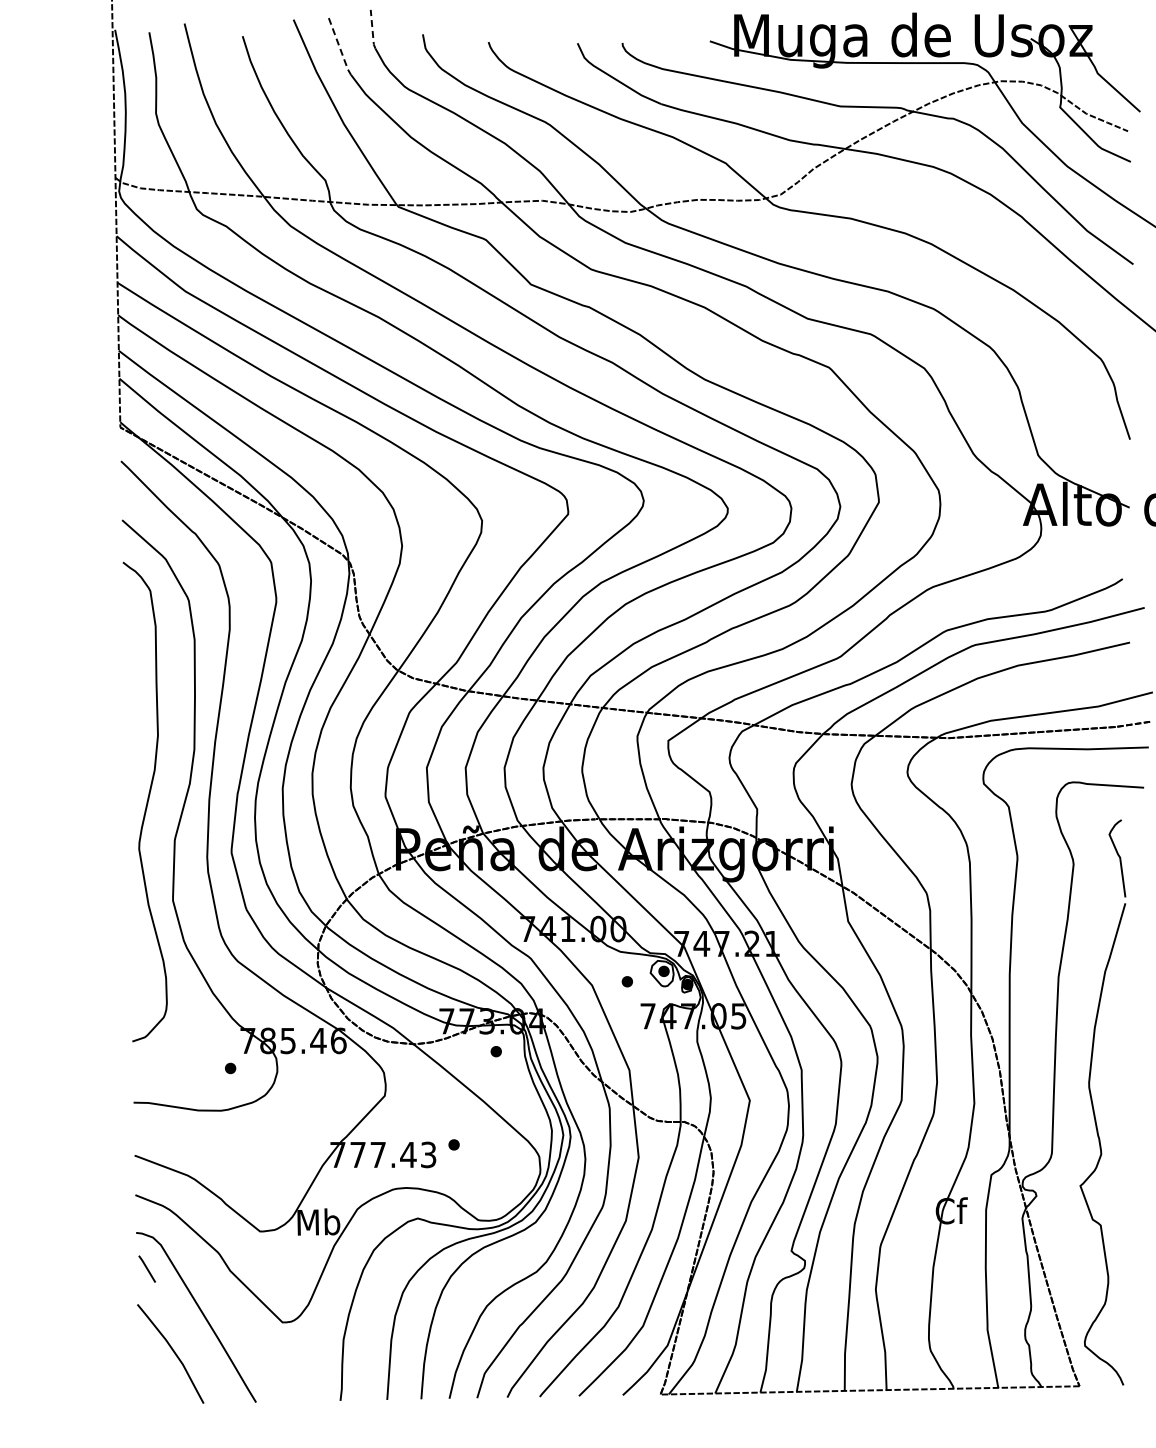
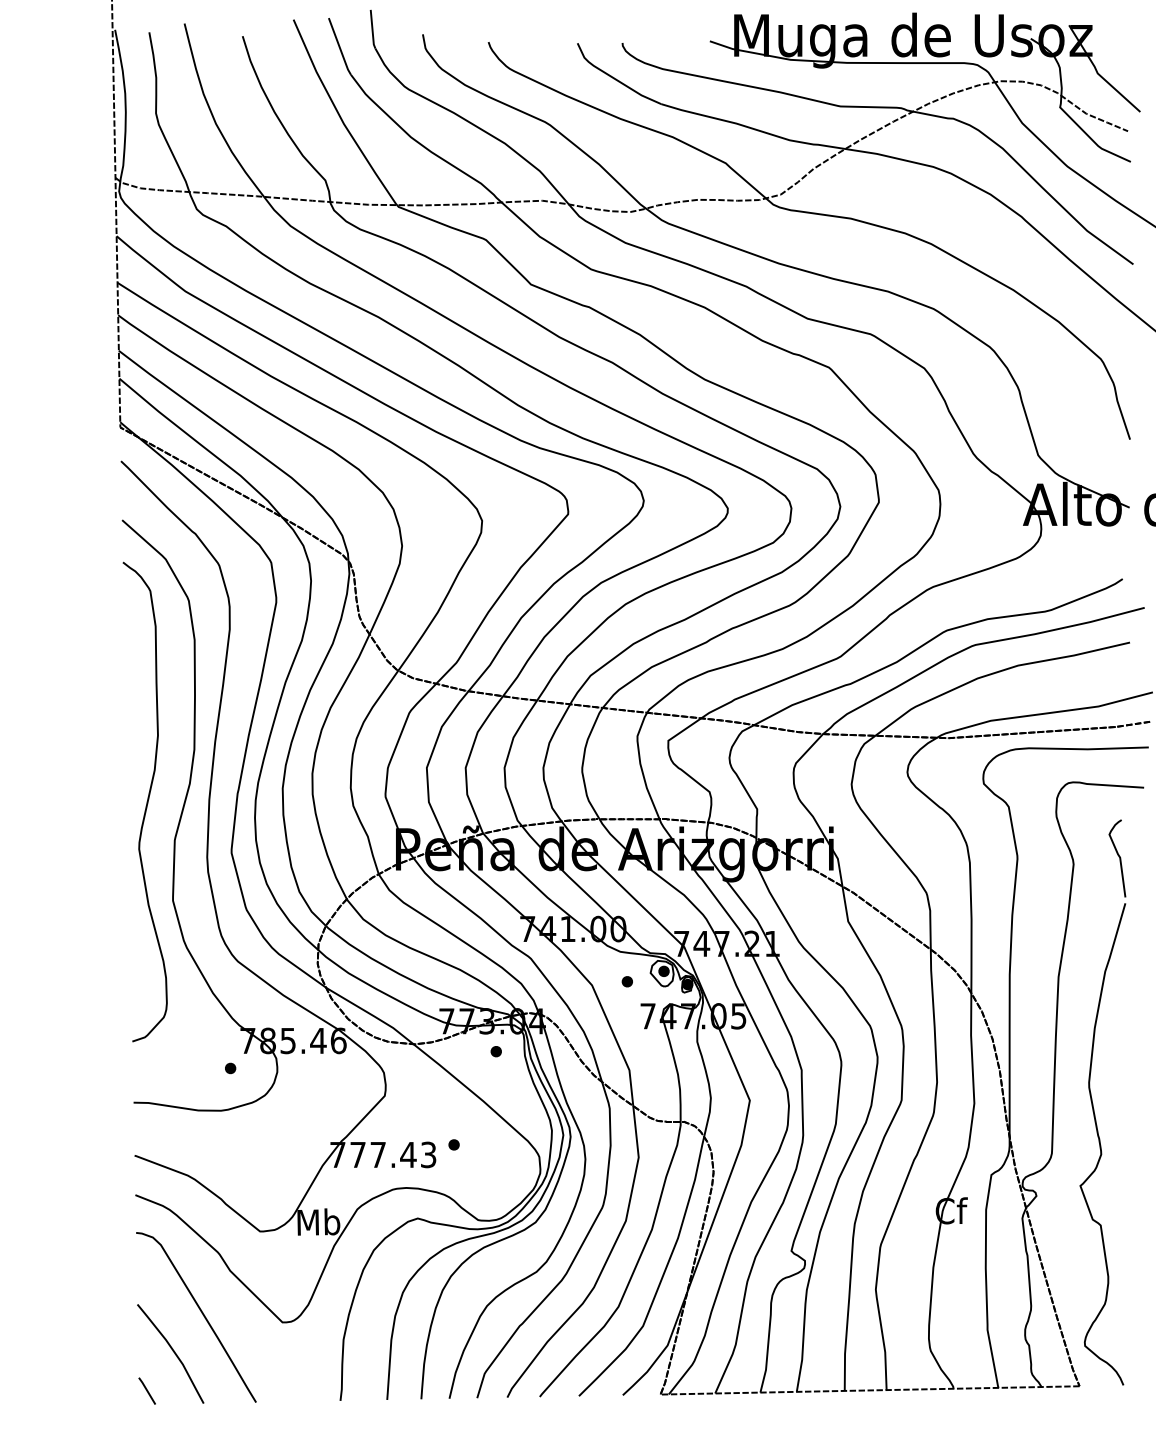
line: dashed -> solid (372, 29)
line: dashed -> solid (339, 47)
line position: (146, 1268) -> (146, 1390) (146, 1390)
